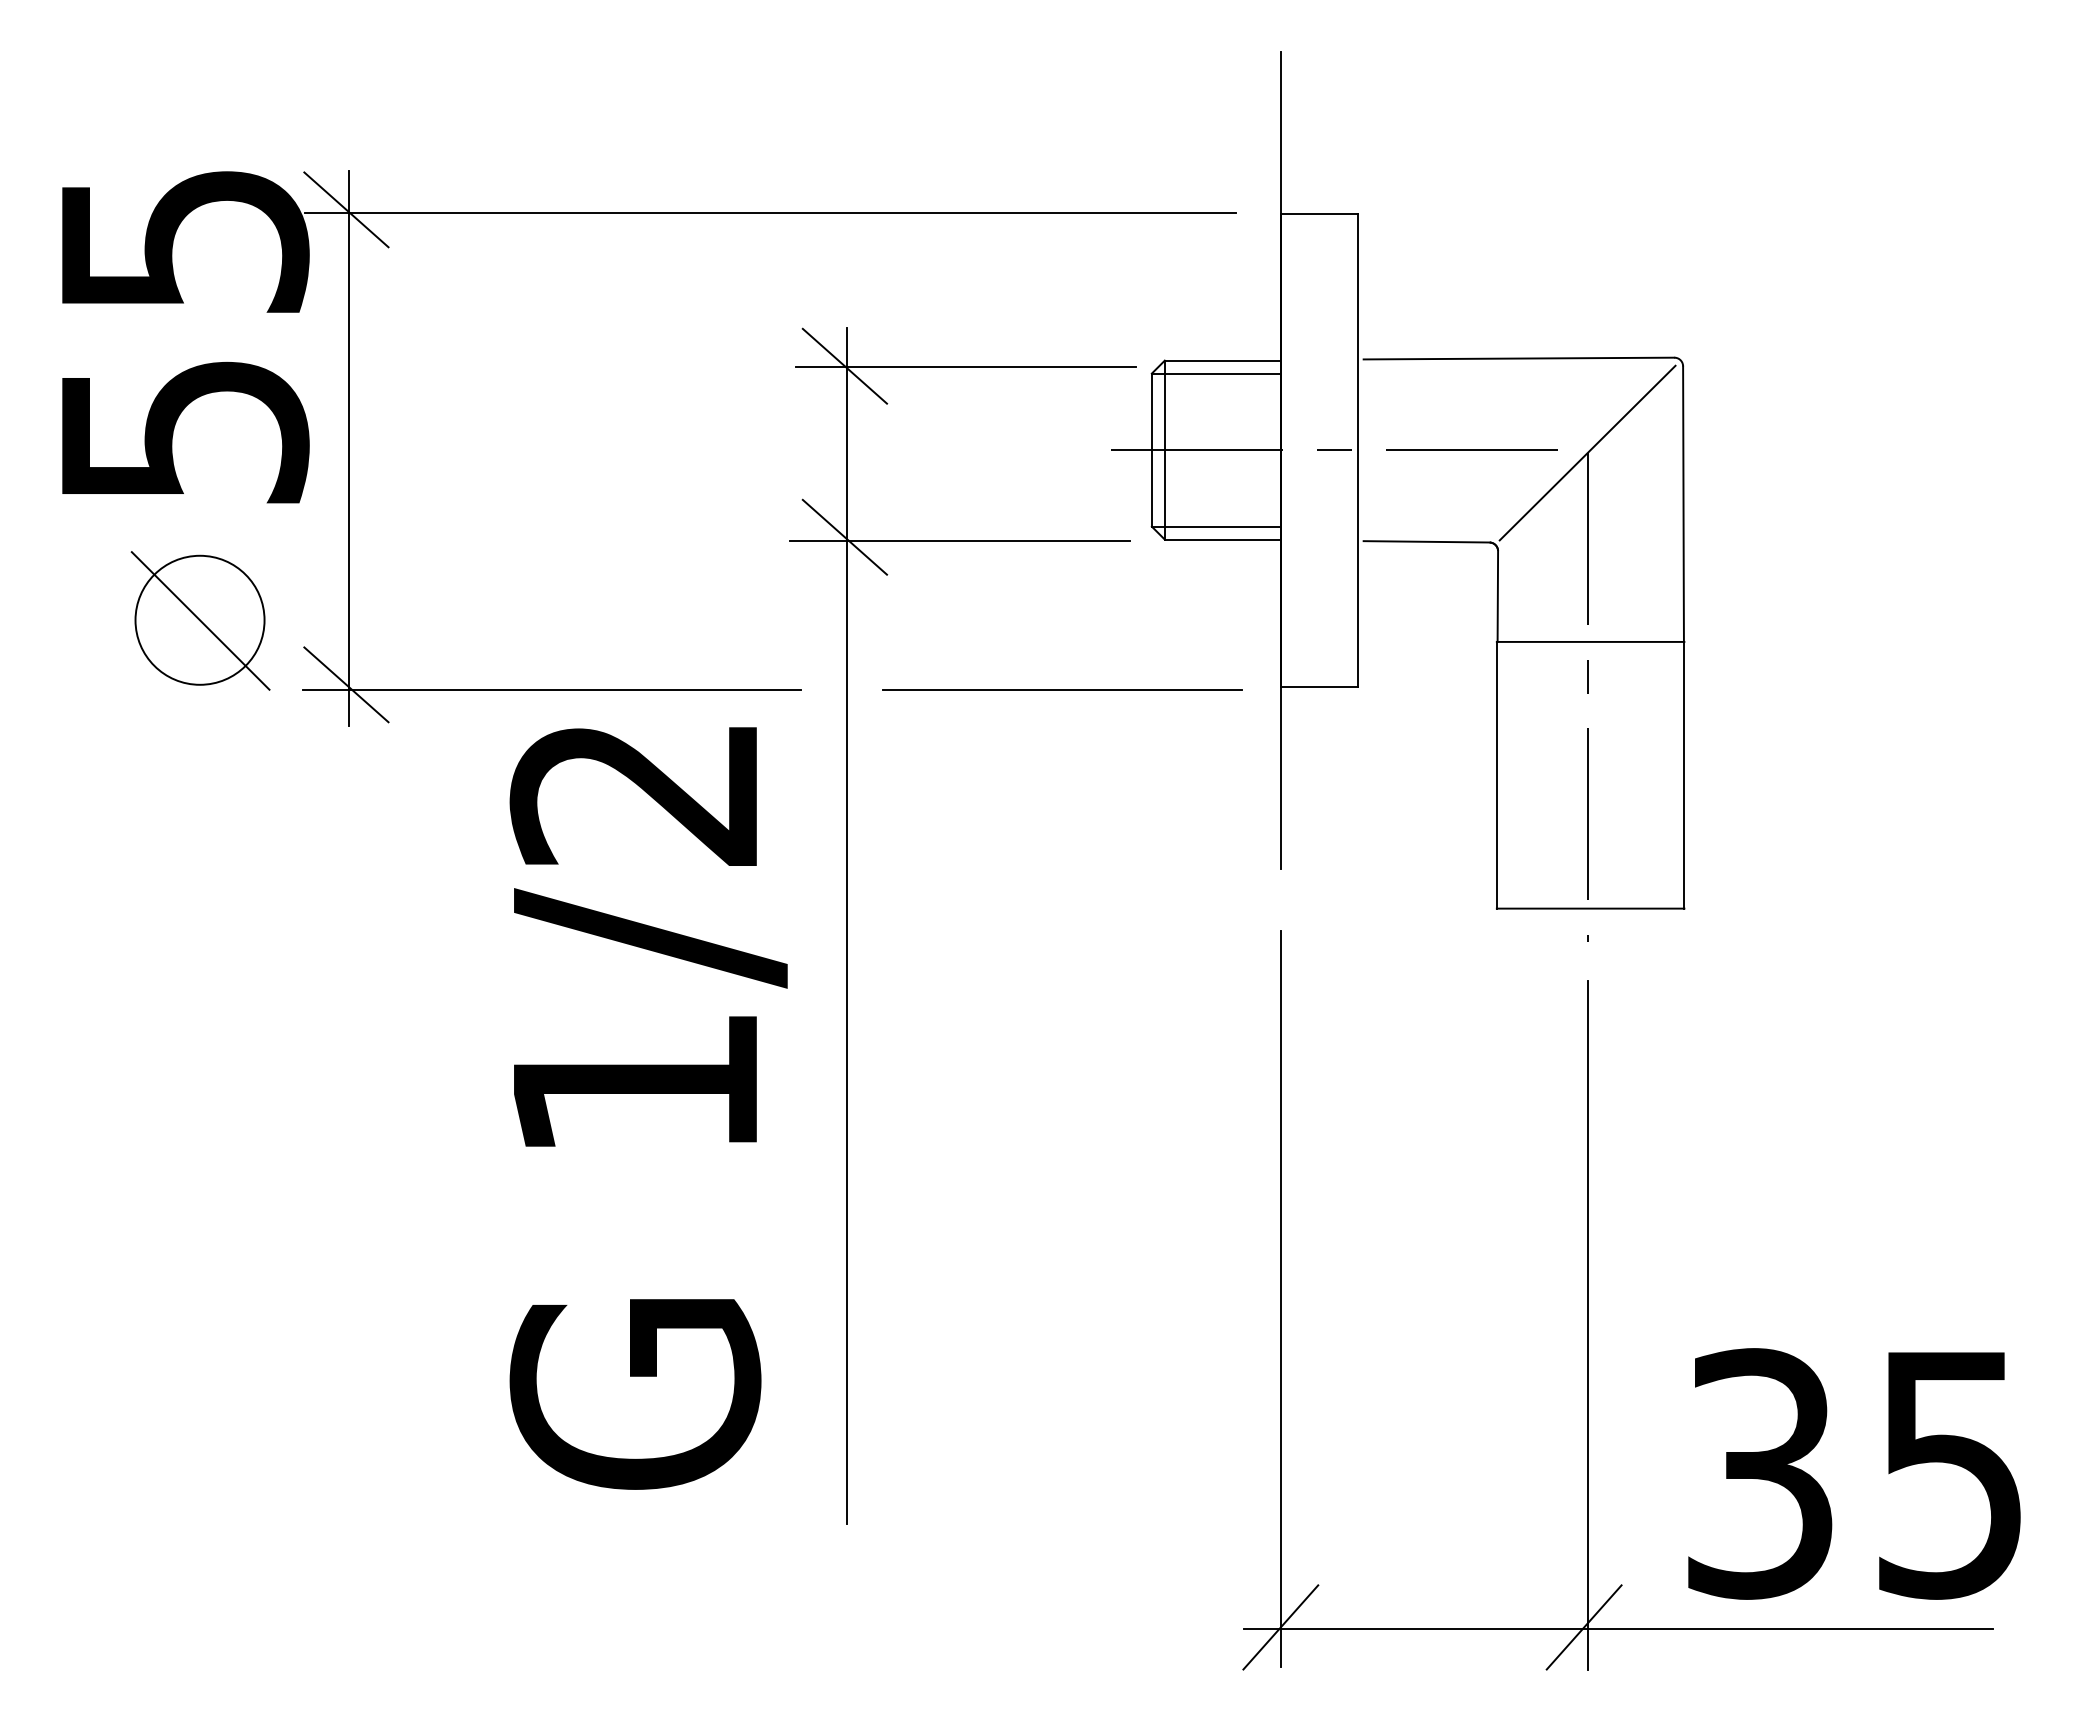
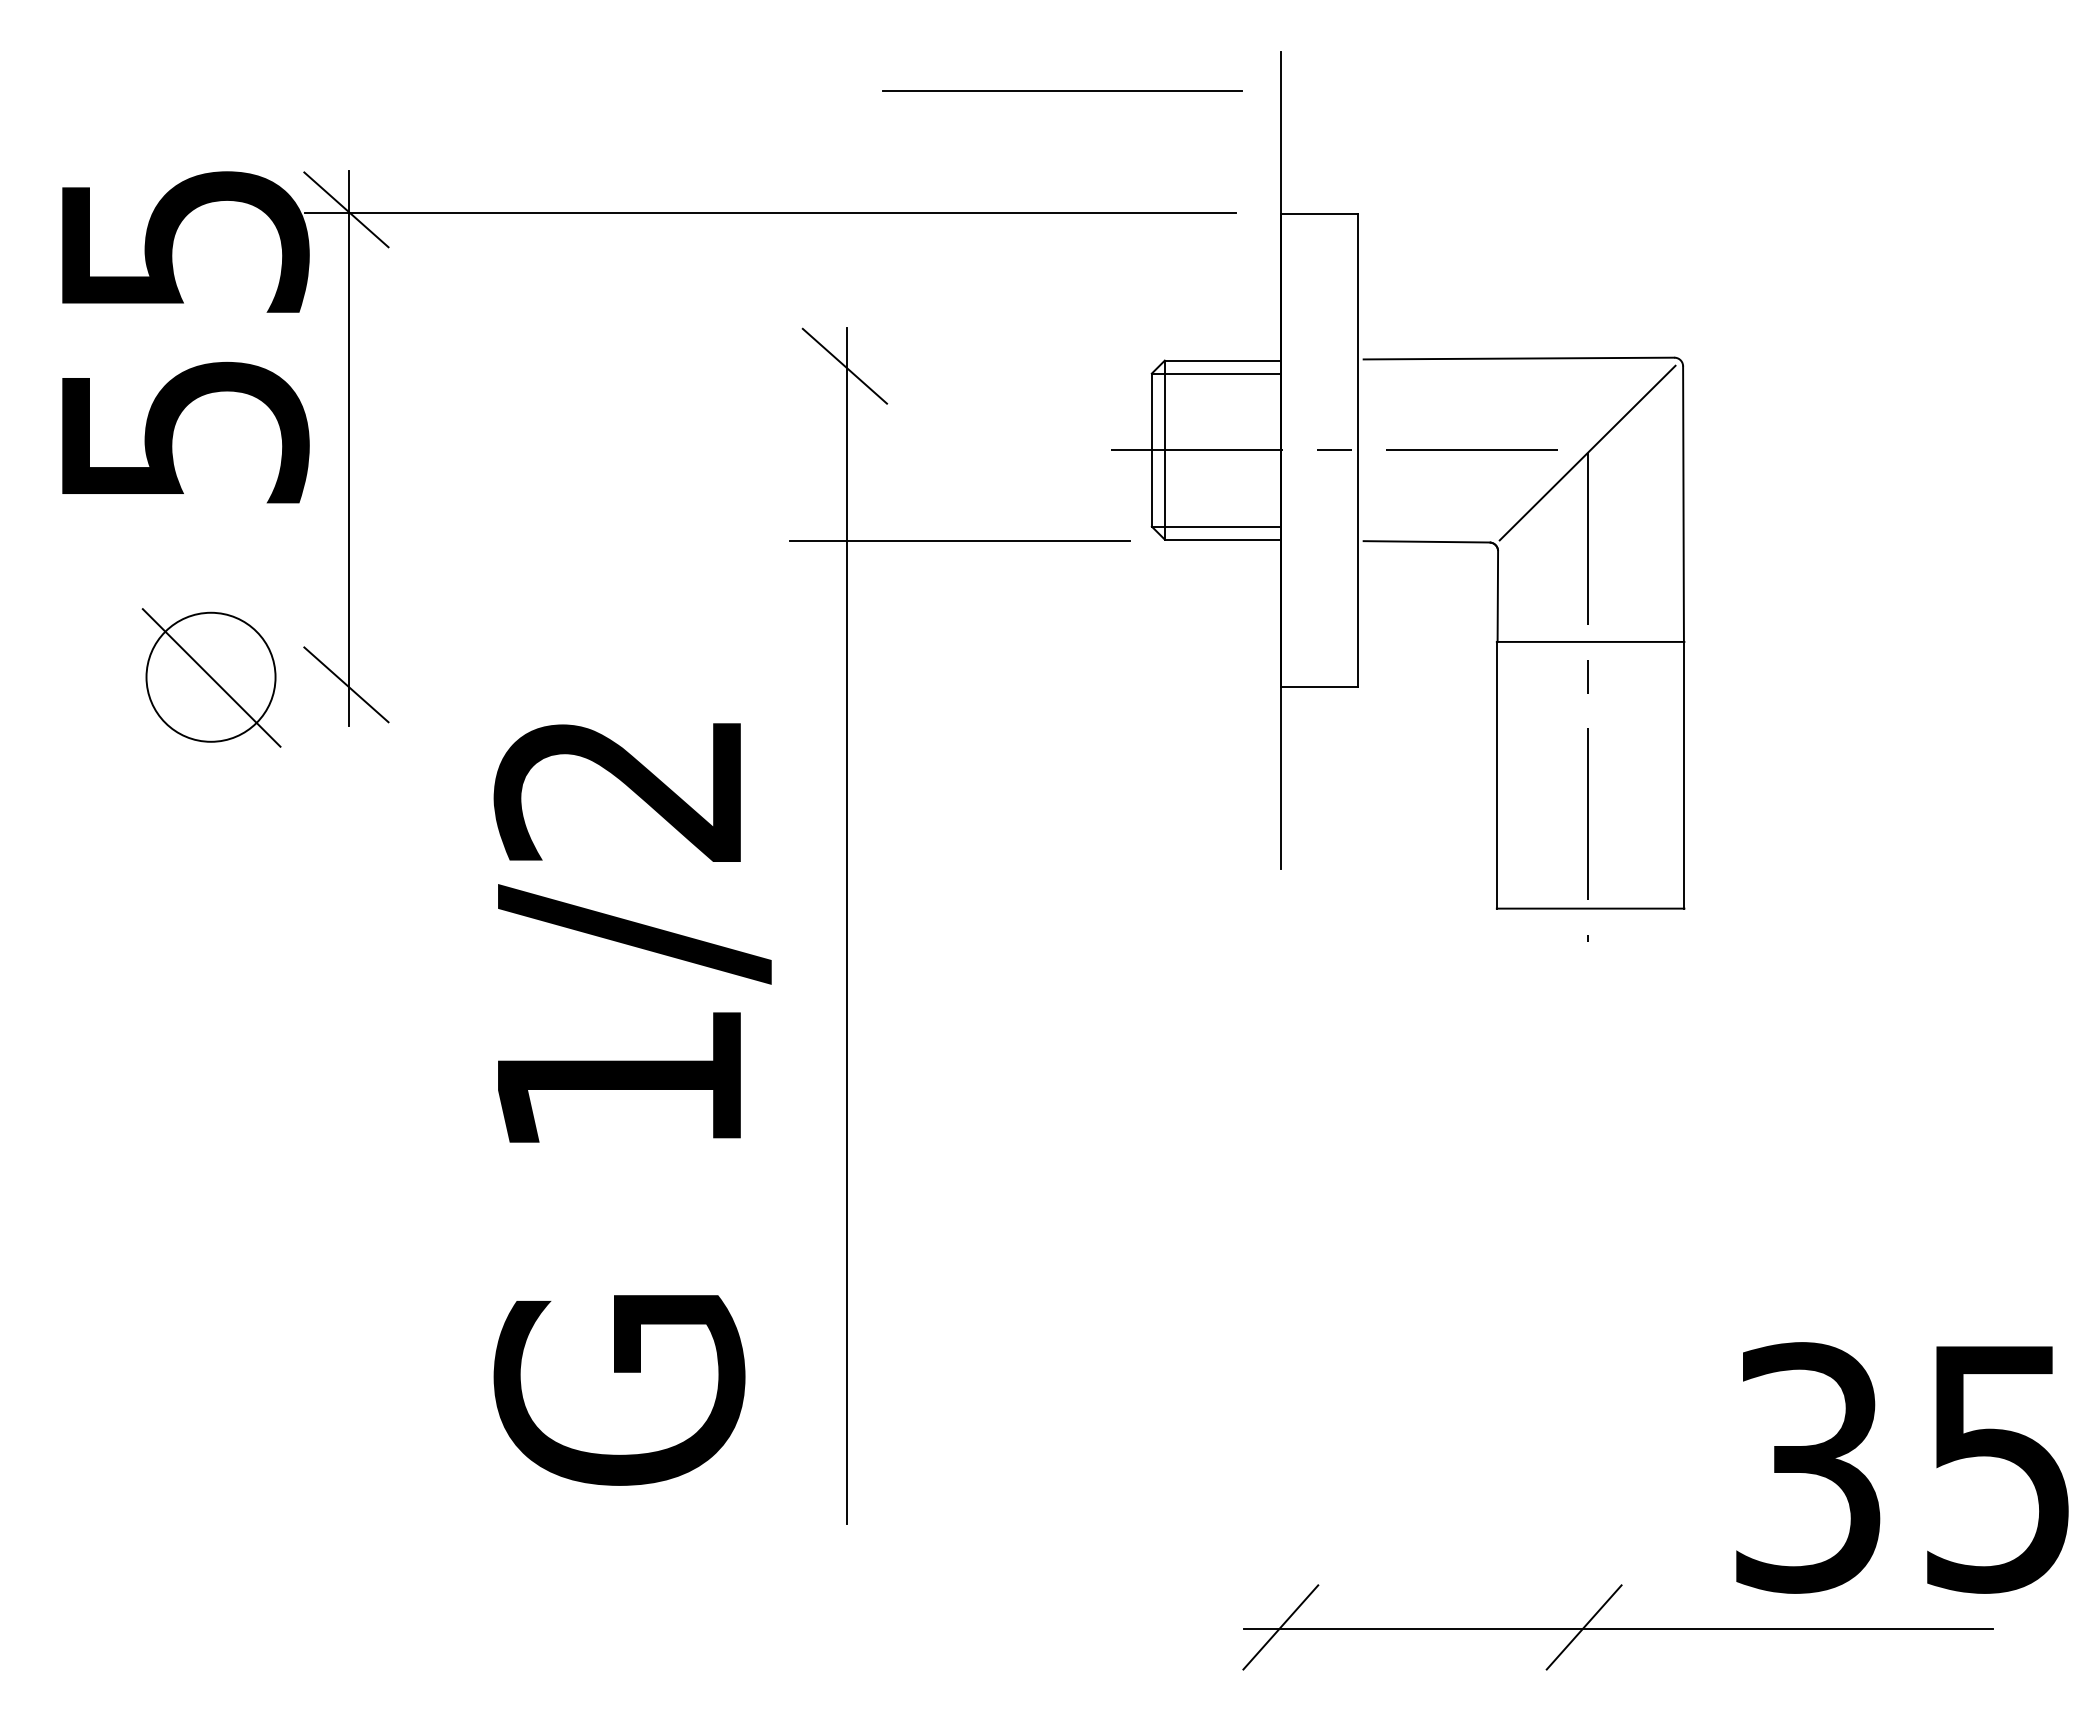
line: present -> none (966, 367)
line: present -> none (844, 536)
part position: (200, 620) -> (211, 677) (211, 677)
line position: (1062, 689) -> (1062, 90) (1062, 90)
line: present -> none (551, 690)
text position: (648, 1108) -> (632, 1104) (632, 1104)
line: present -> none (1281, 1298)
line: present -> none (1587, 1325)
text position: (1854, 1473) -> (1902, 1467) (1902, 1467)
